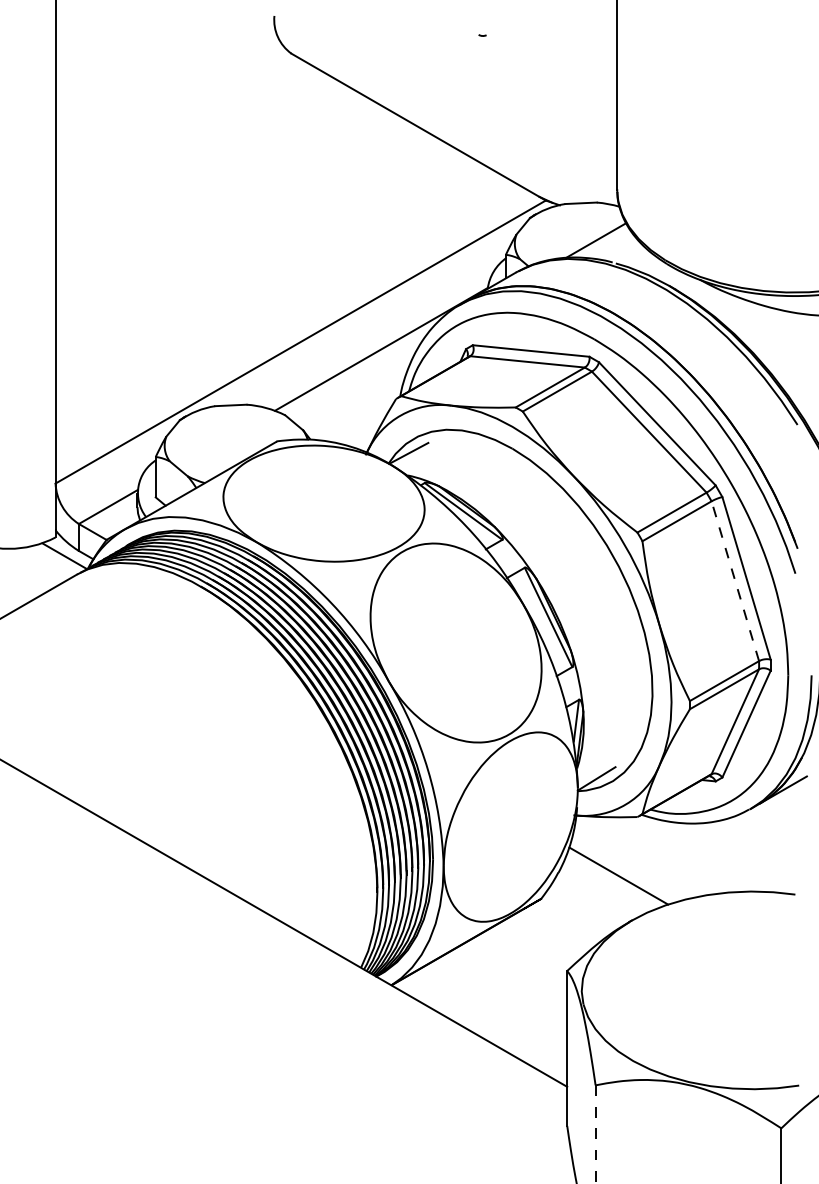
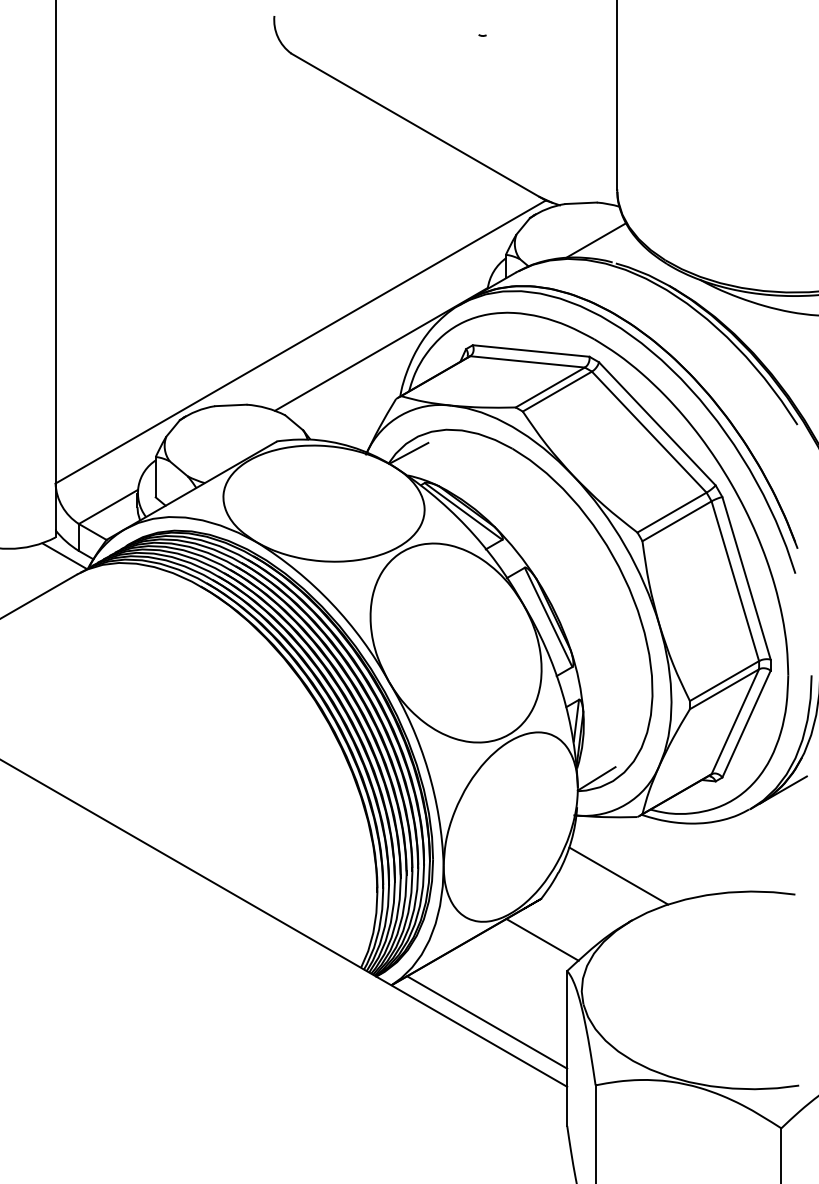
line: dashed -> solid (735, 580)
line: none -> present (542, 939)
line: none -> present (487, 1022)
line: dashed -> solid (595, 1135)
